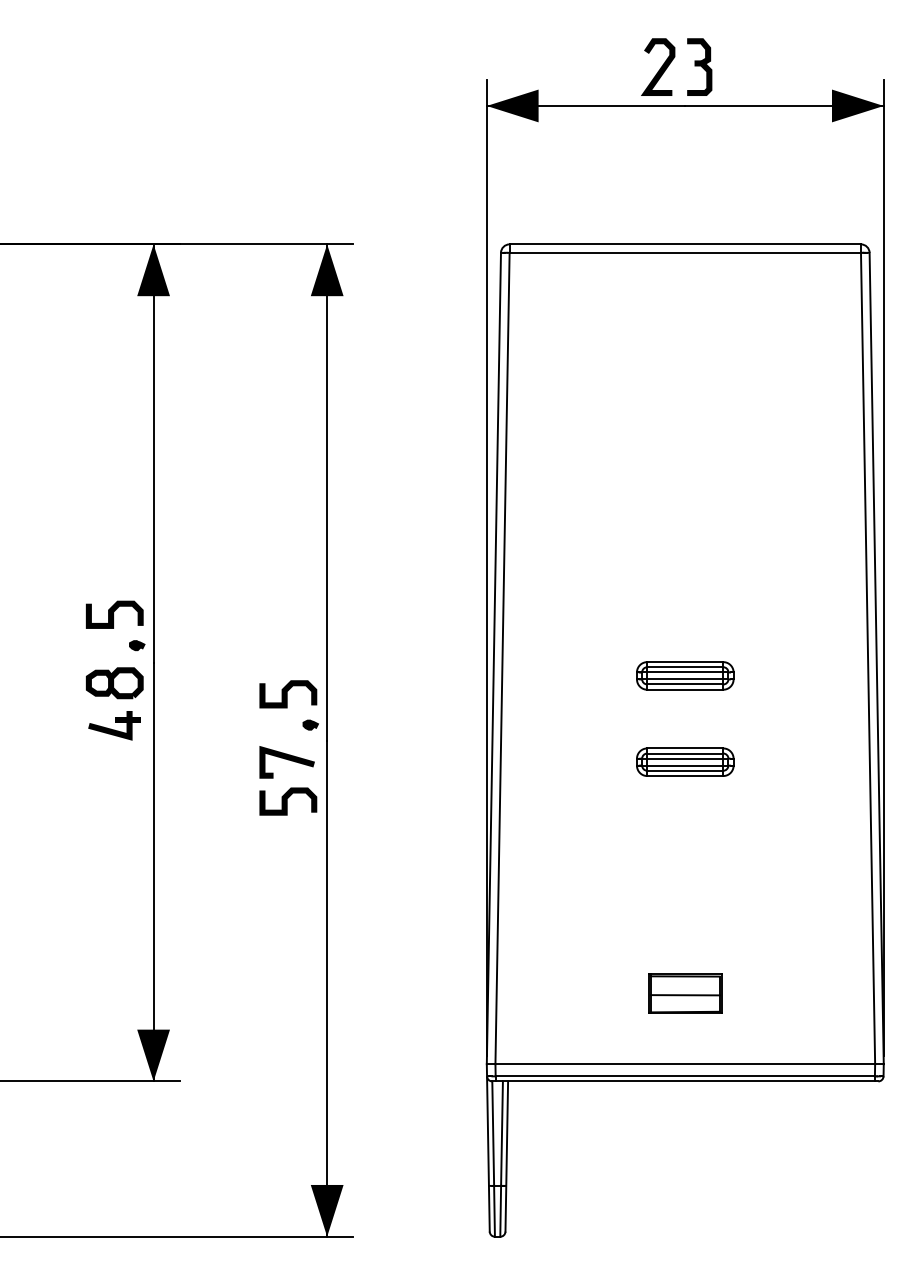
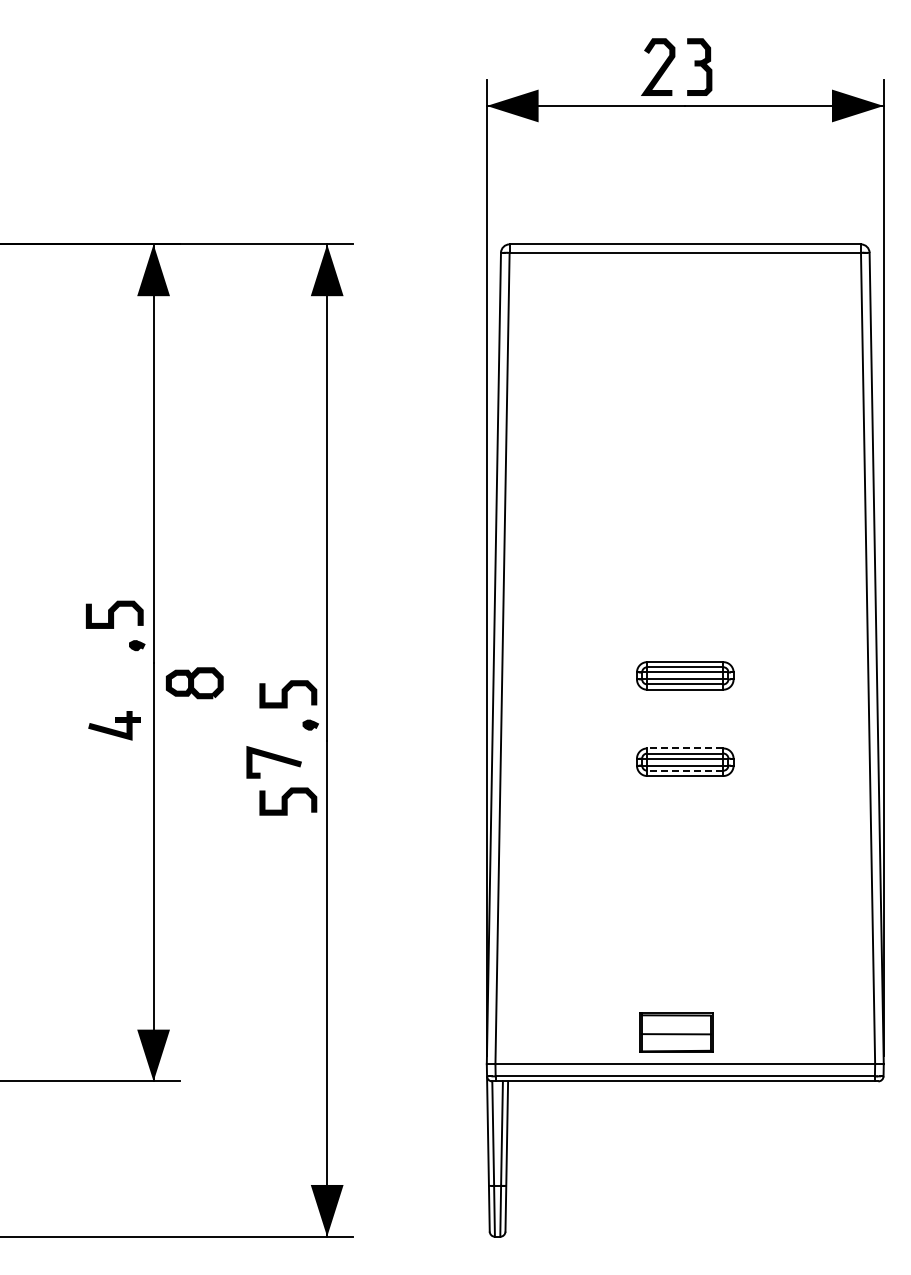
part position: (114, 683) -> (194, 683) (194, 683)
line: solid -> dashed (685, 748)
line position: (288, 760) -> (275, 760) (275, 760)
line: solid -> dashed (685, 770)
part position: (685, 993) -> (676, 1032) (676, 1032)
